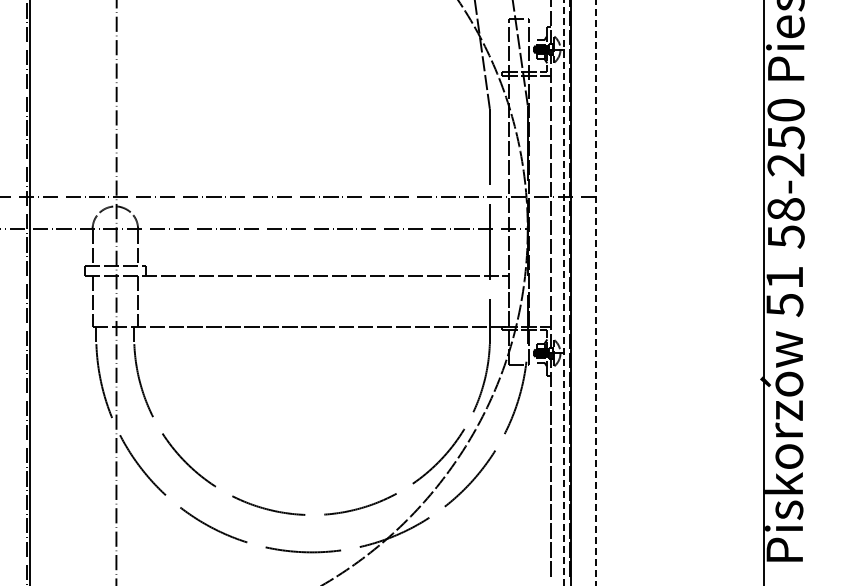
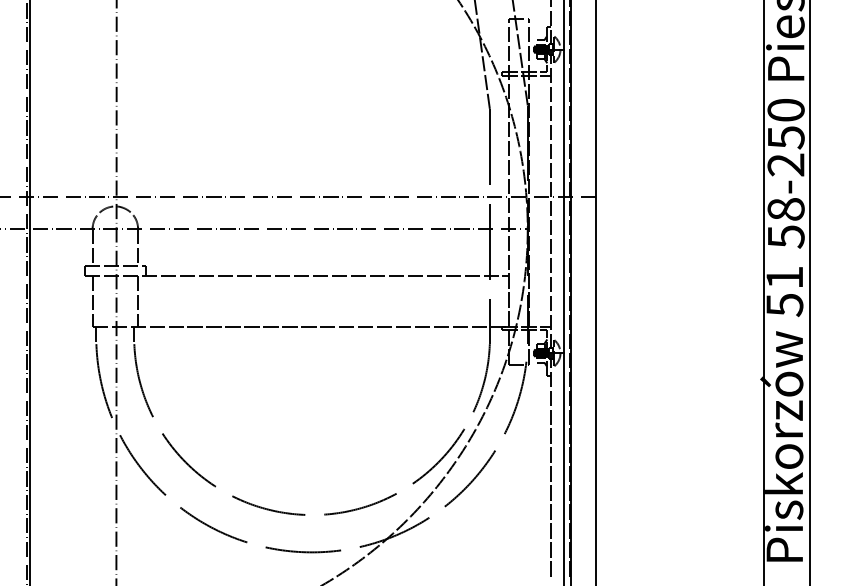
line: dashed -> solid (564, 292)
line: none -> present (809, 292)
line: dashed -> solid (596, 293)
